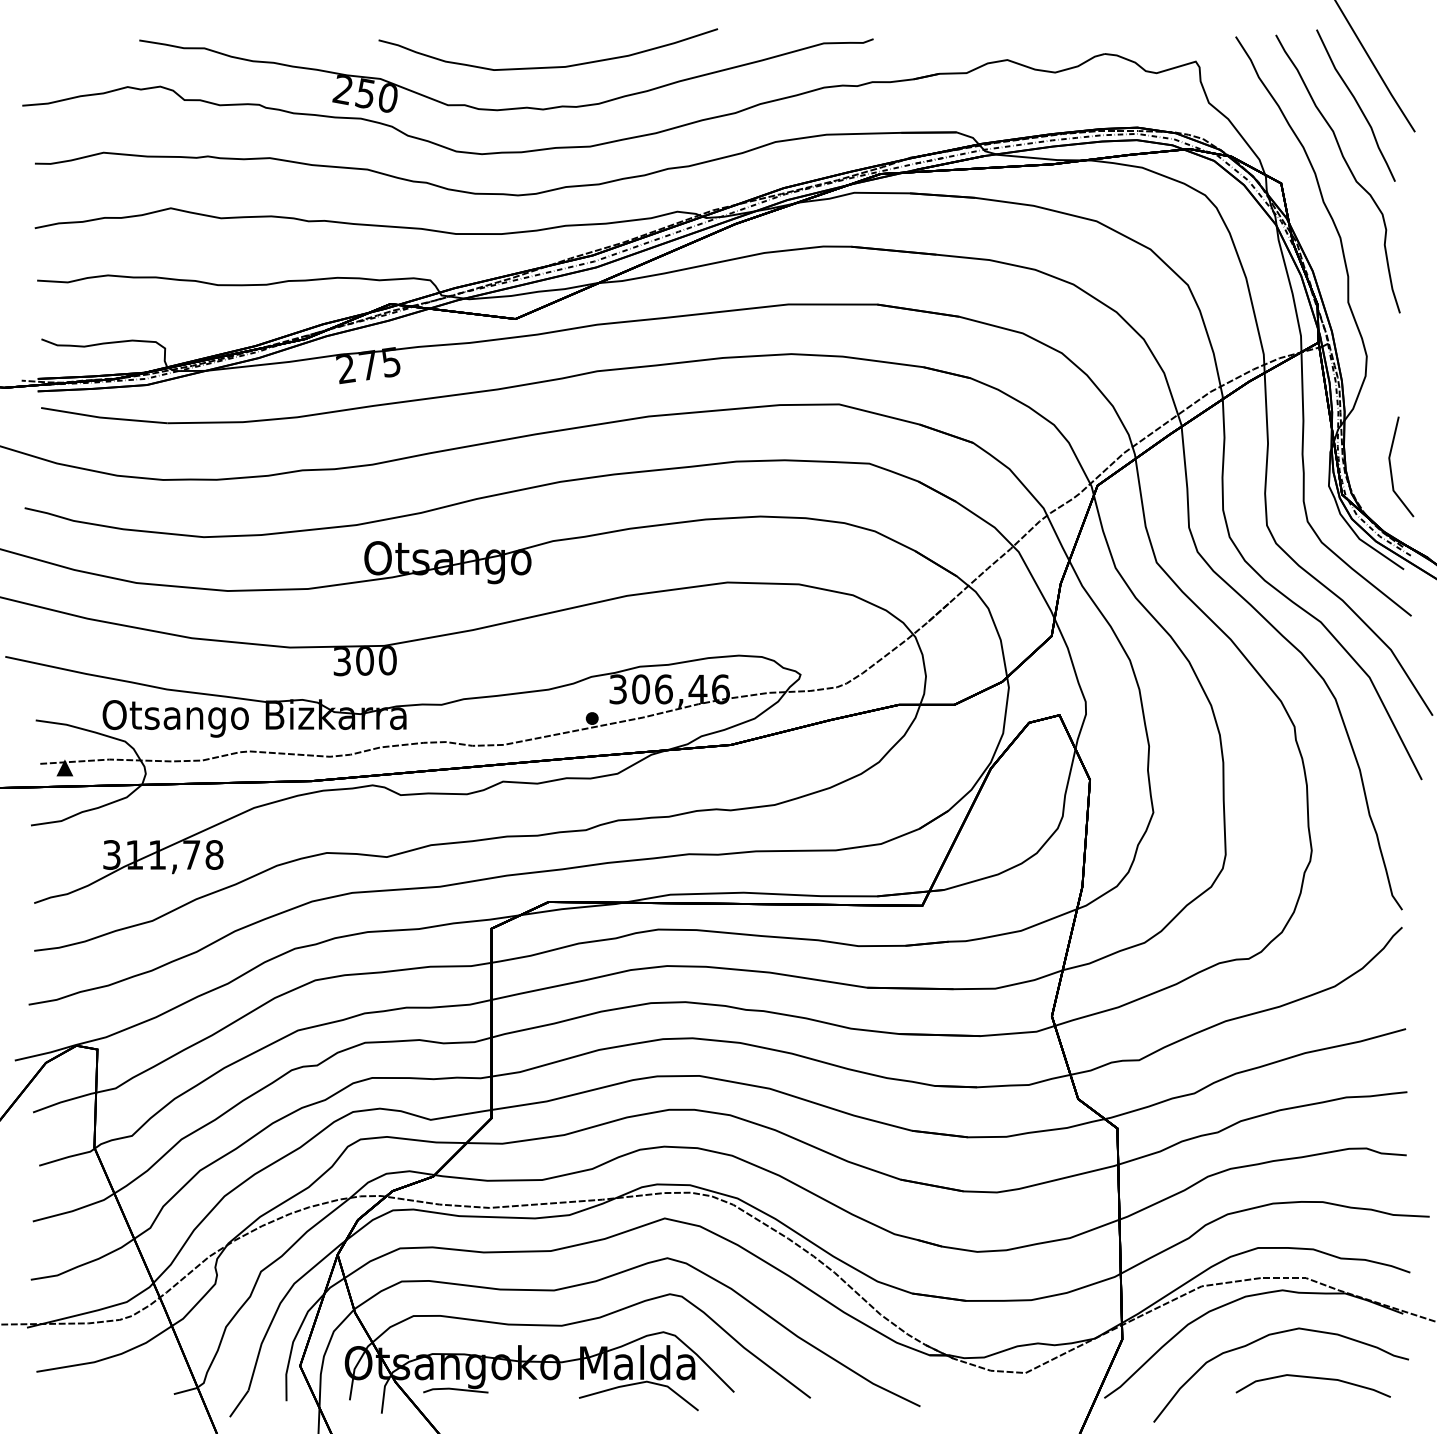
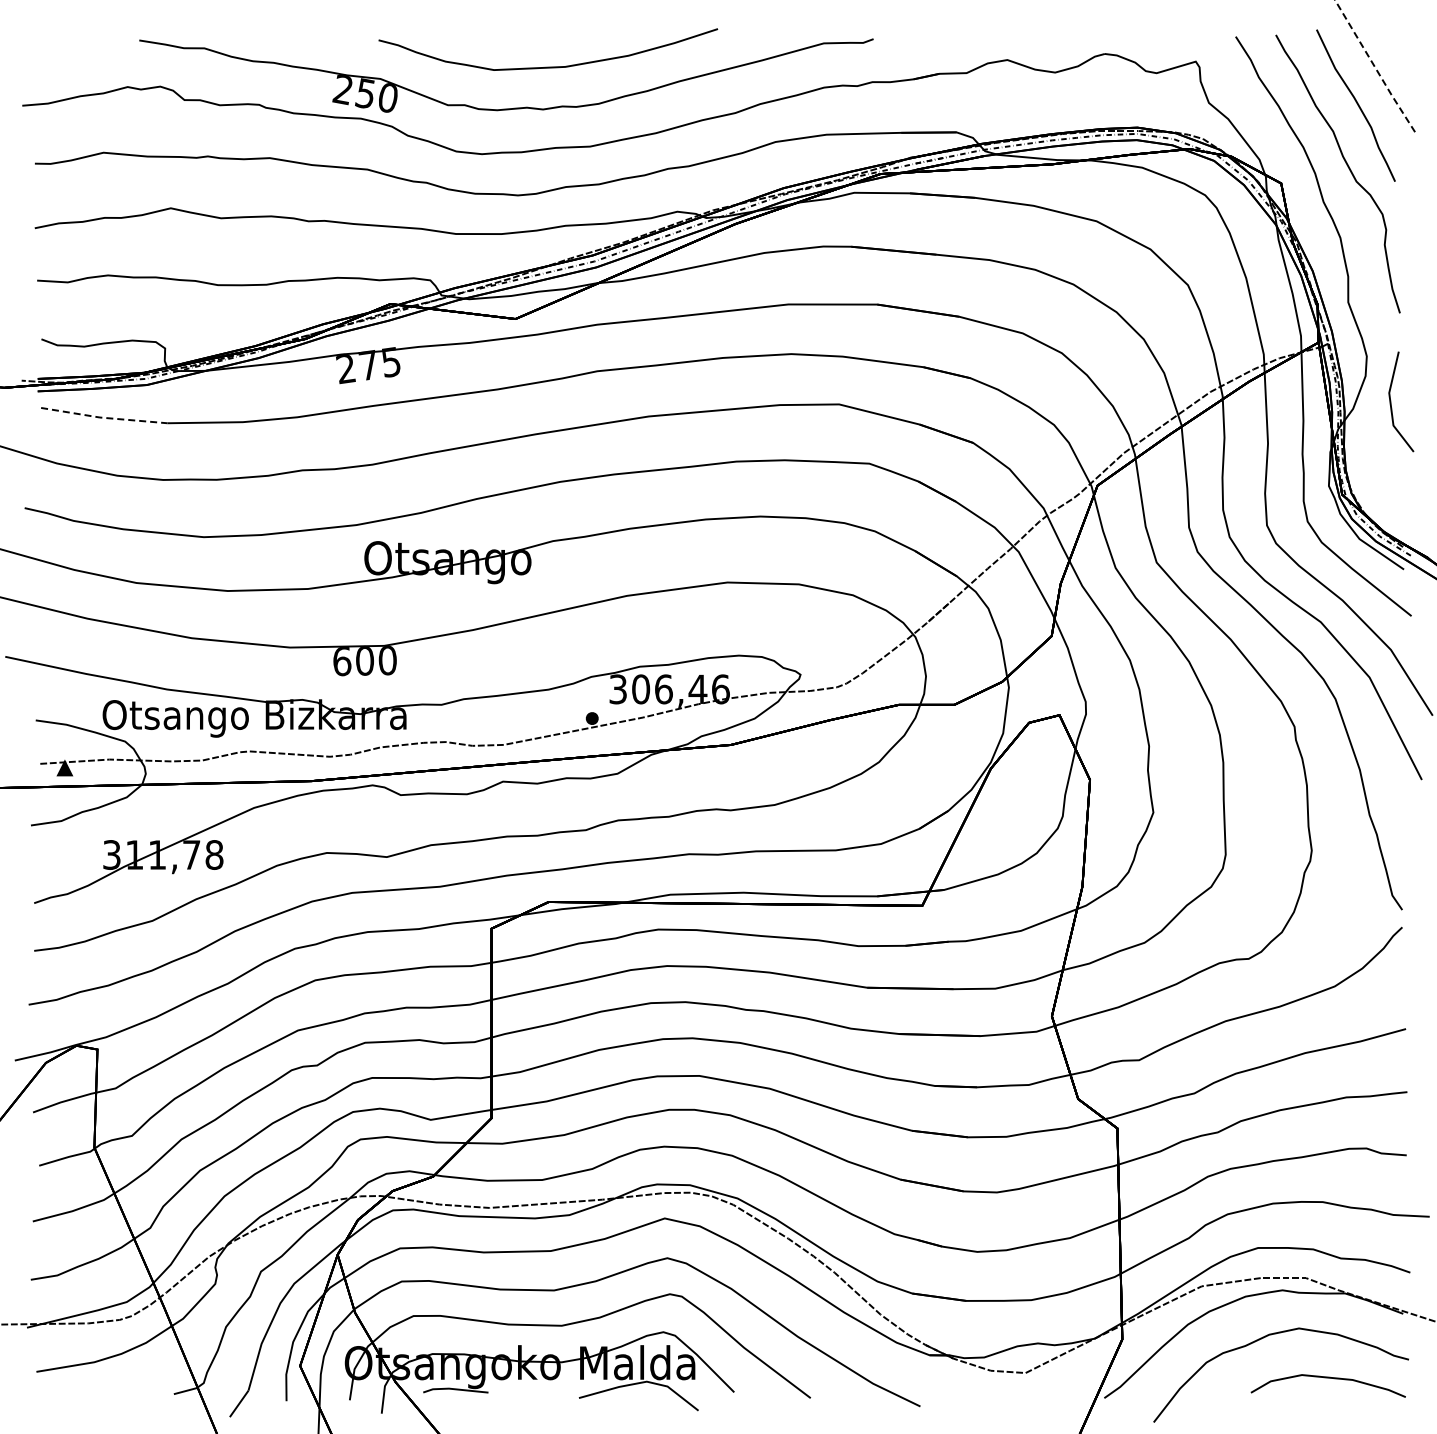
line: solid -> dashed (1374, 66)
line: solid -> dashed (103, 417)
line position: (1391, 466) -> (1391, 401) (1391, 401)
text: 300 -> 600 (342, 661)
curve position: (1312, 1378) -> (1327, 1378) (1327, 1378)
